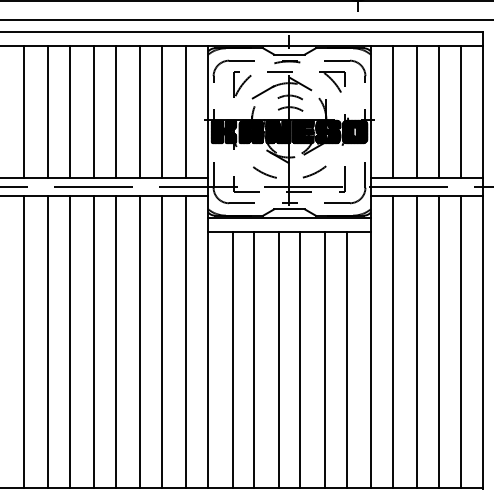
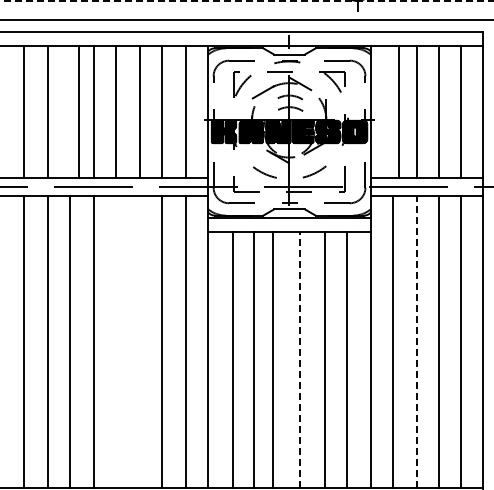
line: solid -> dashed (247, 1)
line position: (69, 111) -> (78, 111) (78, 111)
line position: (392, 111) -> (398, 111) (398, 111)
line: present -> none (115, 341)
line: present -> none (140, 341)
line: solid -> dashed (417, 341)
line position: (278, 358) -> (272, 358) (272, 358)
line: solid -> dashed (300, 359)
